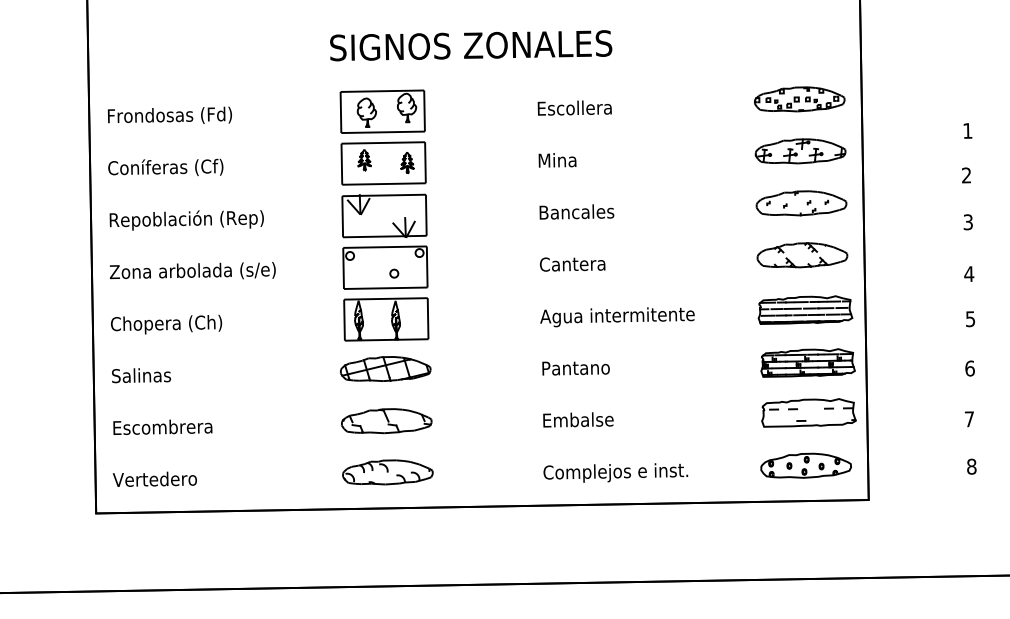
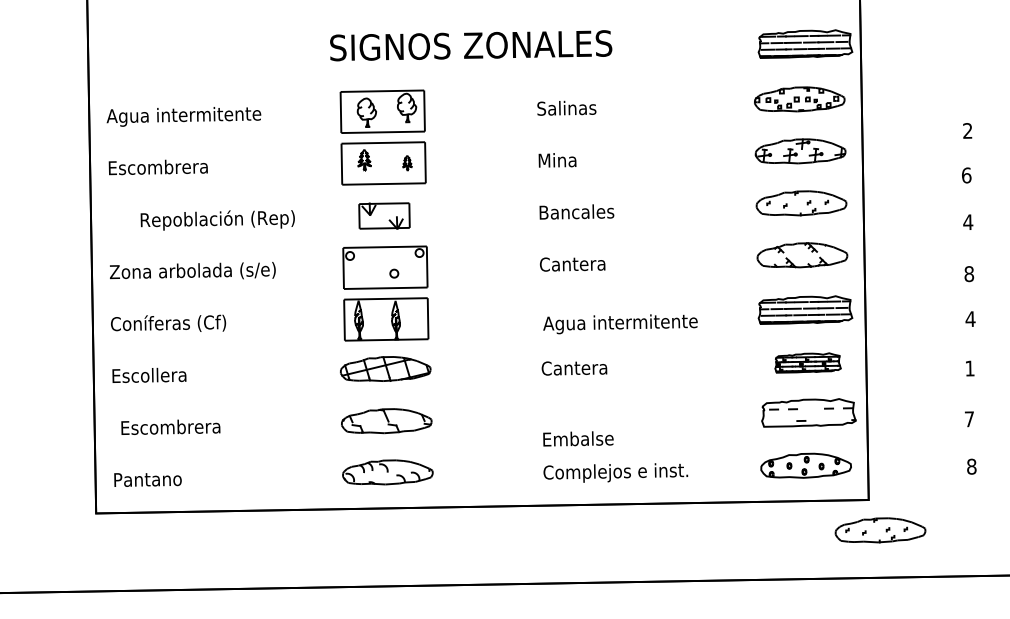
part: none -> present (805, 43)
text: Escollera -> Salinas (574, 107)
text: Frondosas (Fd) -> Agua intermitente (183, 116)
text: 1 -> 2 (967, 130)
part size: 15x23 px -> 11x17 px (407, 163)
text: Coníferas (Cf) -> Escombrera (165, 167)
text: 2 -> 6 (966, 175)
part size: 87x46 px -> 53x28 px (384, 215)
text position: (186, 220) -> (217, 220) (217, 220)
text: 3 -> 4 (968, 222)
text: 4 -> 8 (969, 274)
text position: (617, 317) -> (620, 324) (620, 324)
text: 5 -> 4 (970, 319)
text: Chopera (Ch) -> Coníferas (Cf) (174, 324)
part size: 96x30 px -> 68x22 px (807, 362)
text: Pantano -> Cantera (575, 368)
text: 6 -> 1 (969, 368)
text: Salinas -> Escollera (149, 375)
text position: (578, 419) -> (578, 438) (578, 438)
text position: (162, 426) -> (170, 426) (170, 426)
text: Vertedero -> Pantano (154, 478)
part: none -> present (880, 530)
